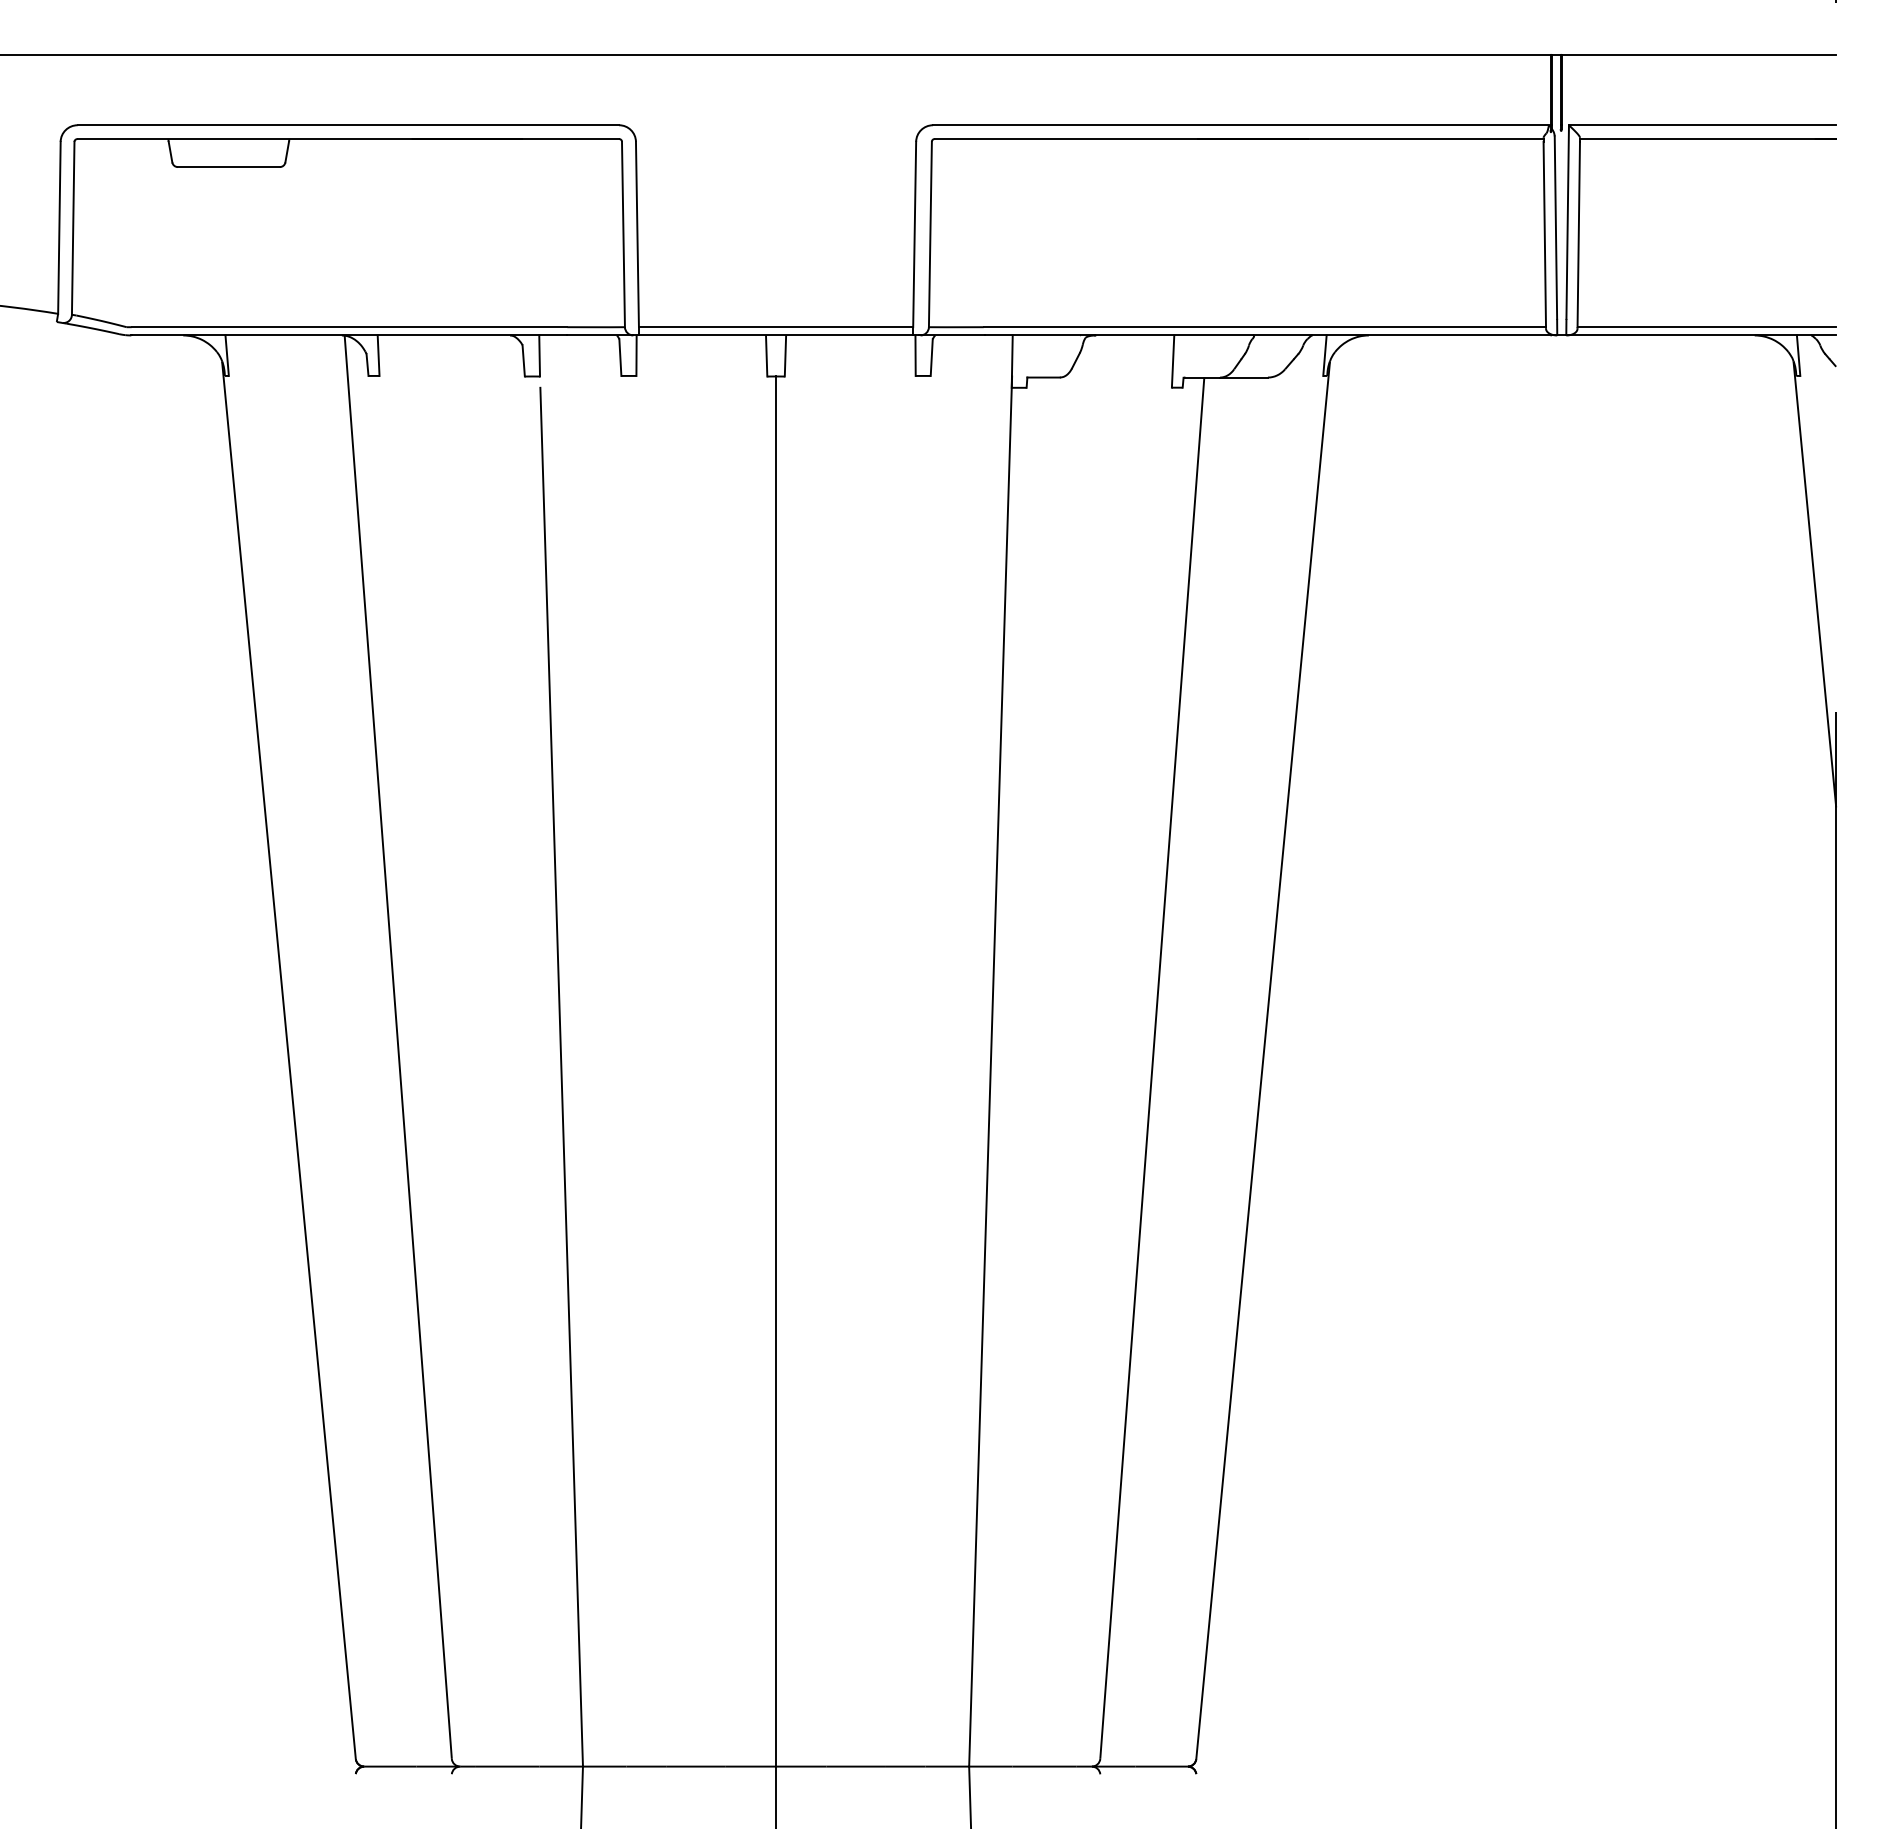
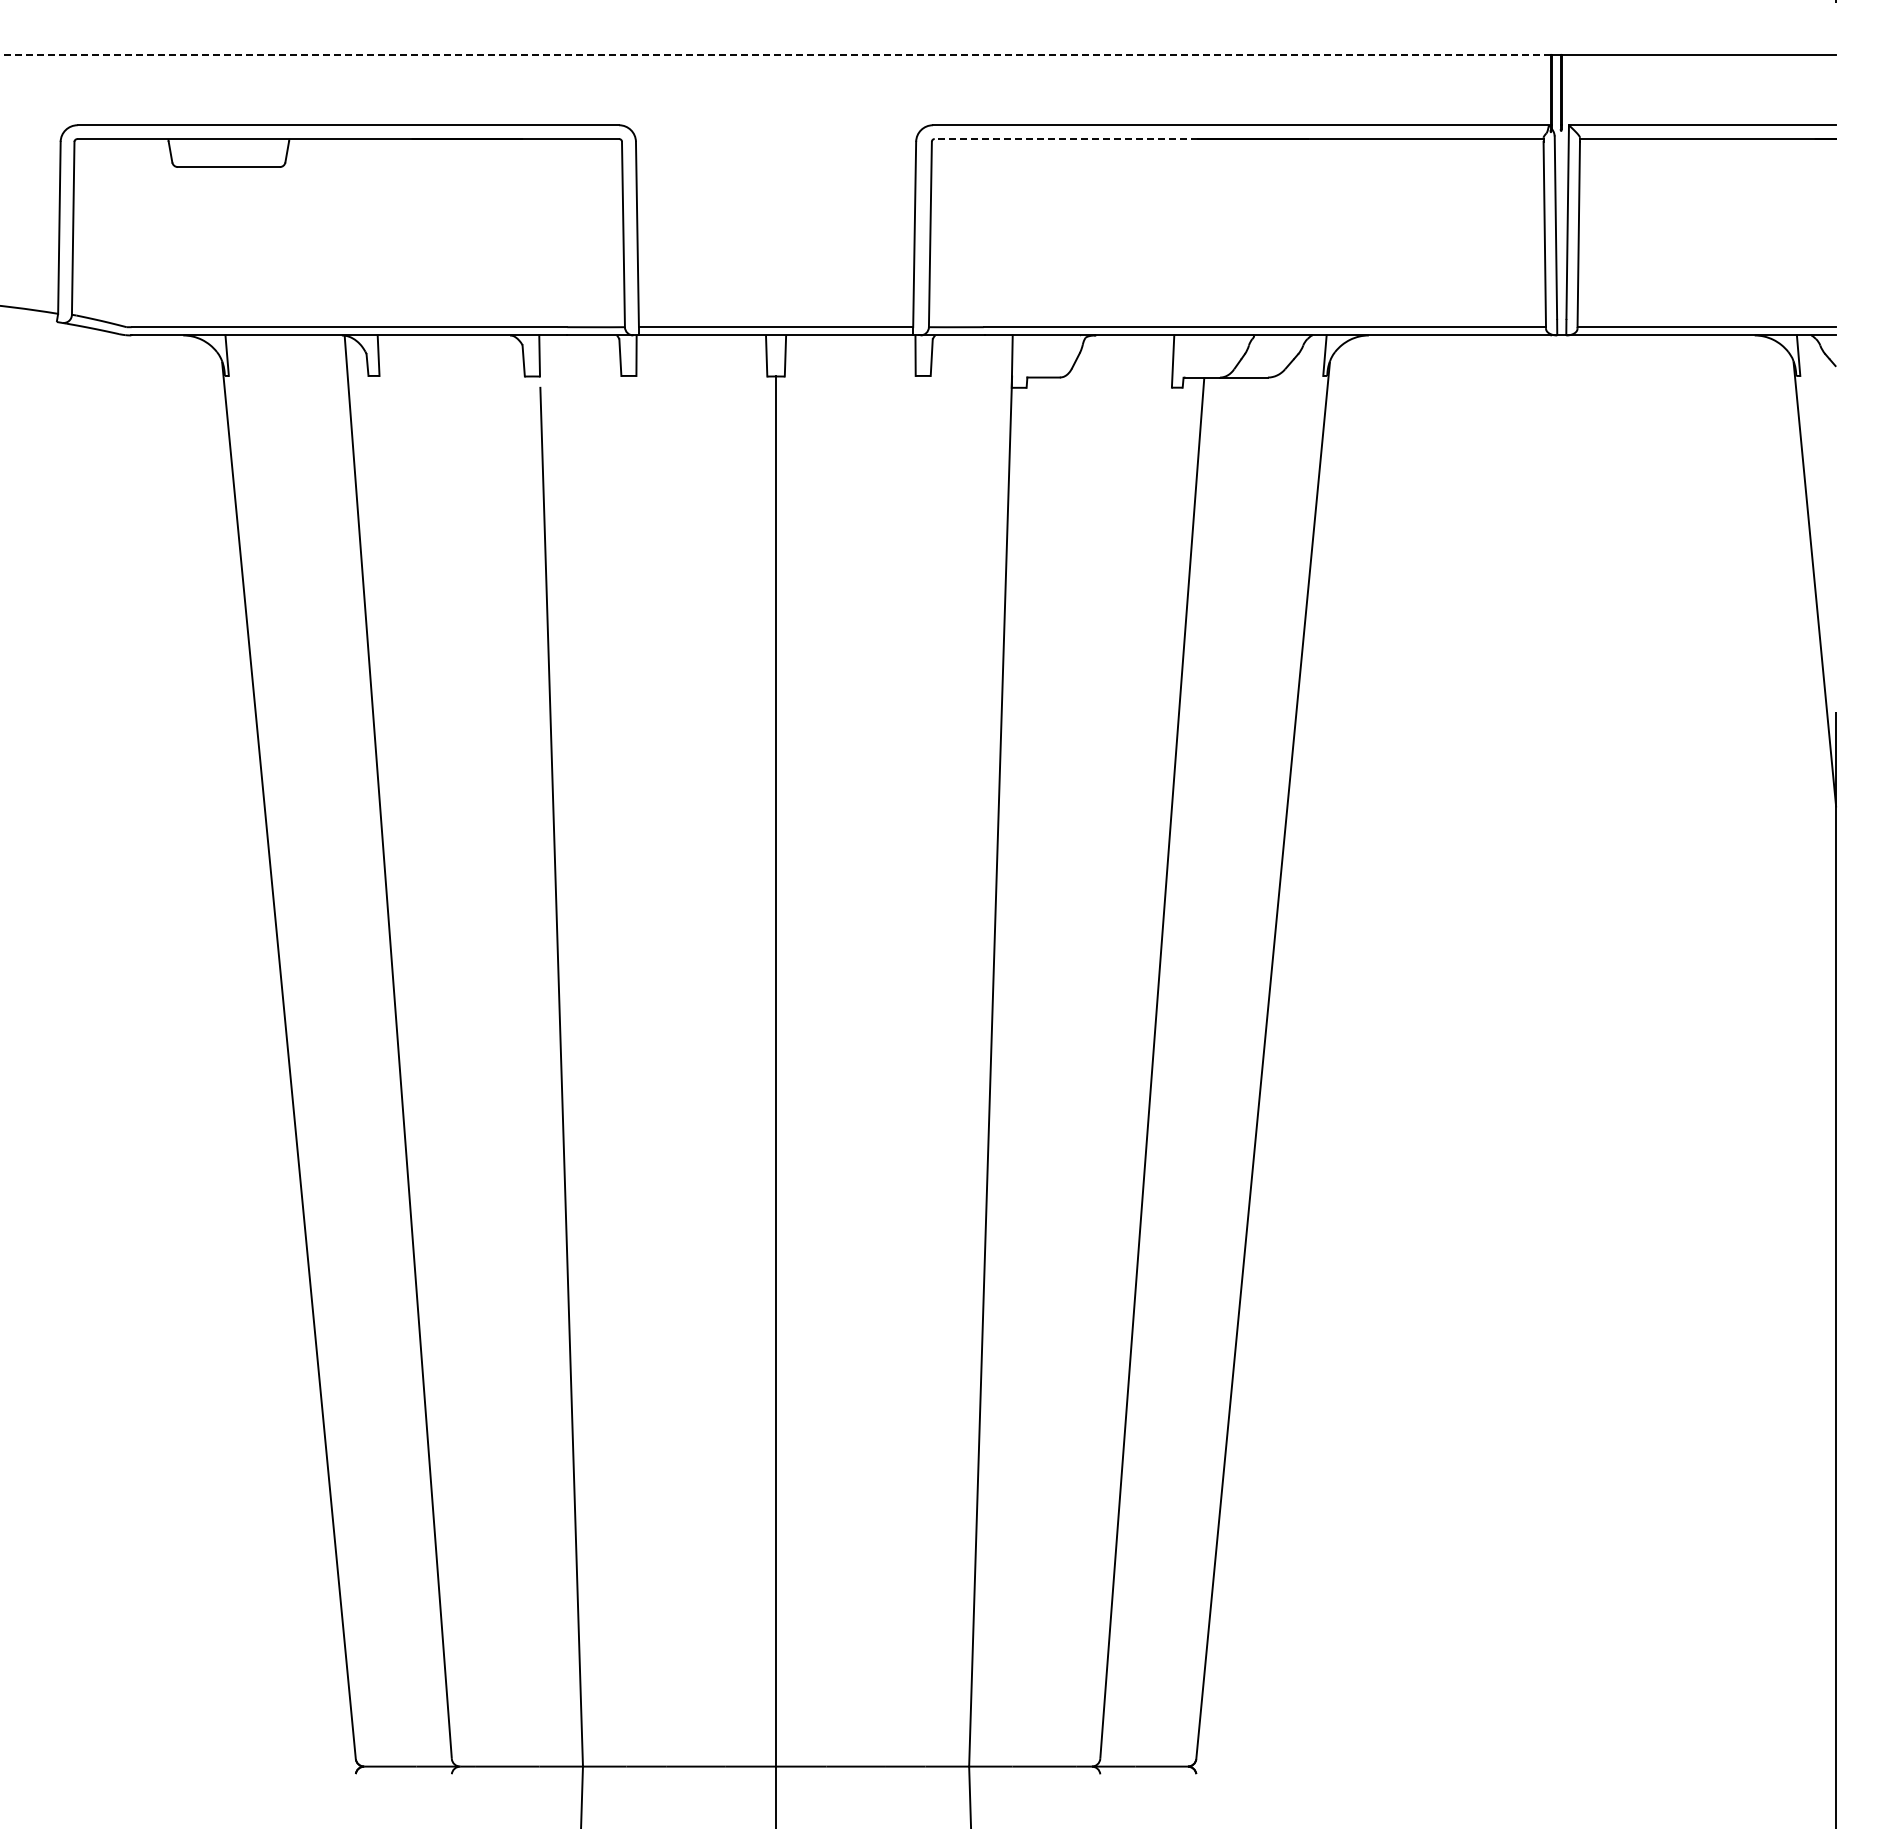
line: solid -> dashed (774, 54)
line: solid -> dashed (1066, 139)
